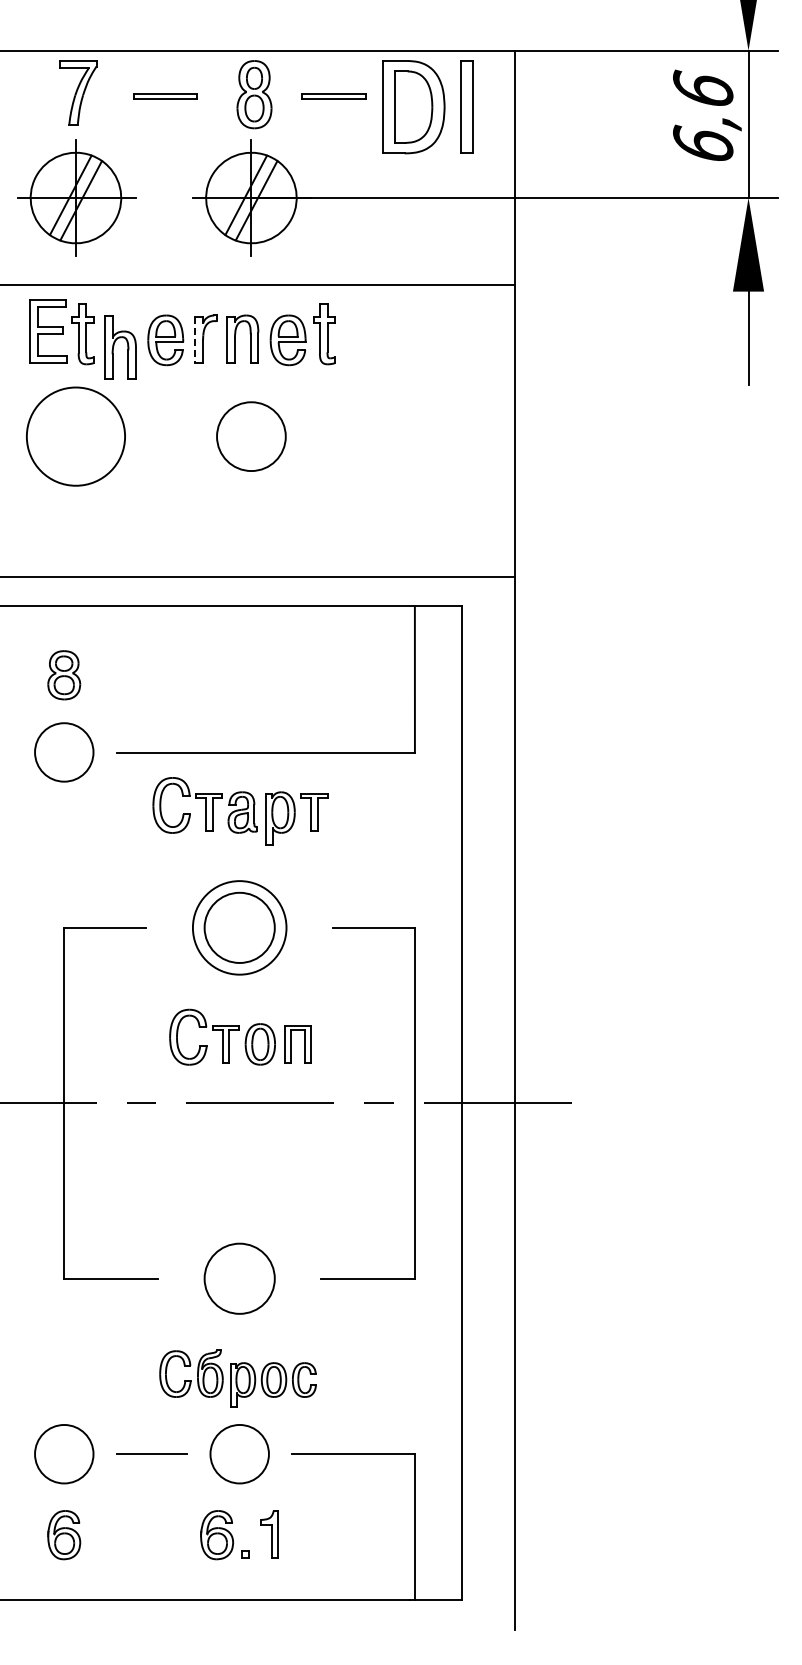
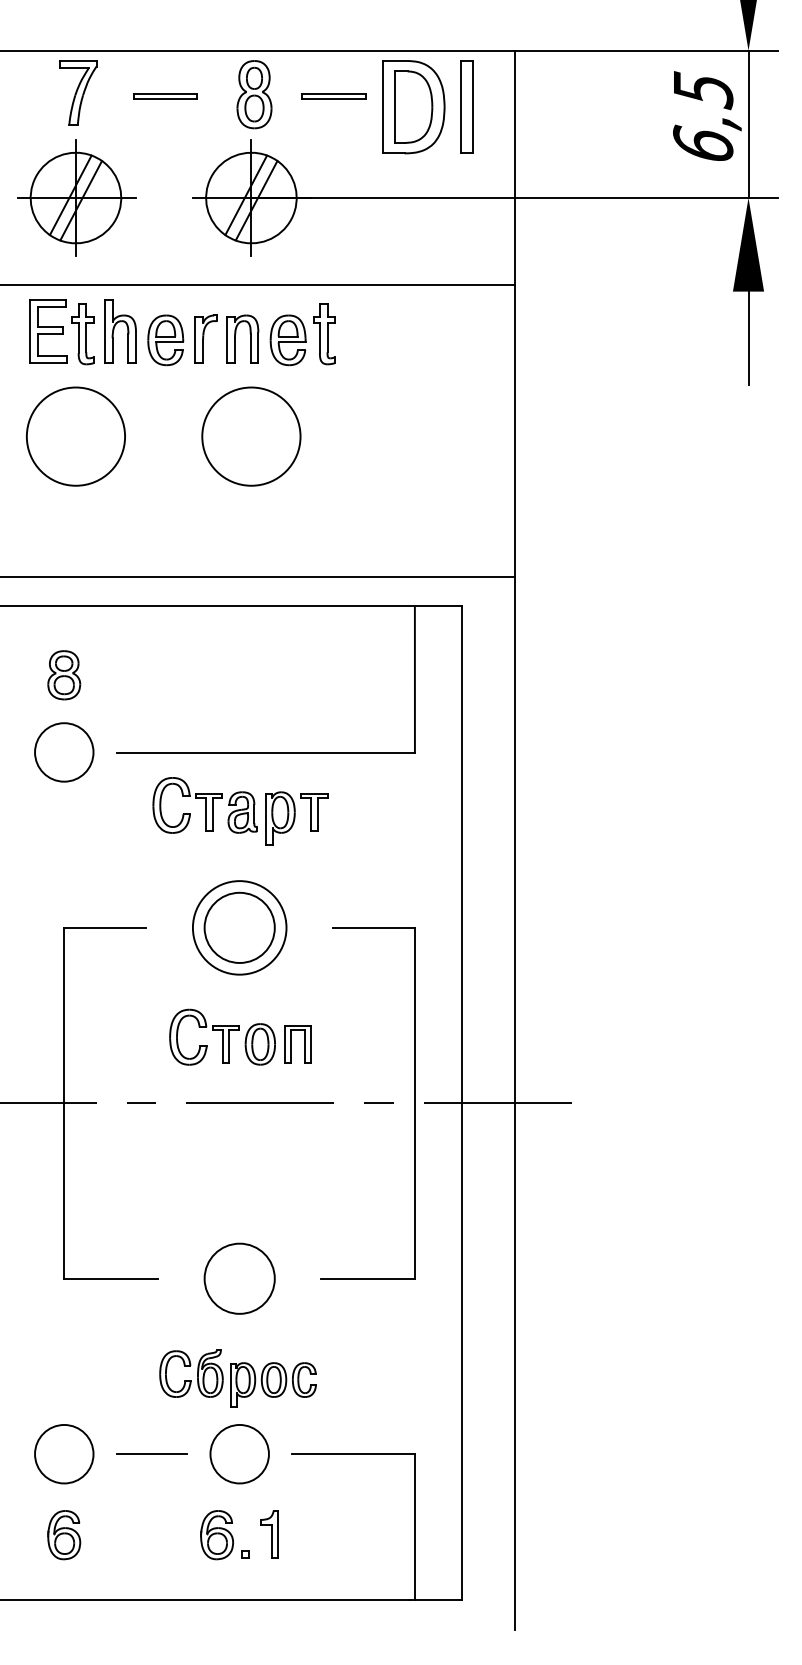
text: 6,6 -> 6,5 (703, 89)
line: dashed -> solid (195, 340)
part position: (114, 346) -> (114, 330) (114, 330)
circle diameter: 69 px -> 98 px (251, 436)
